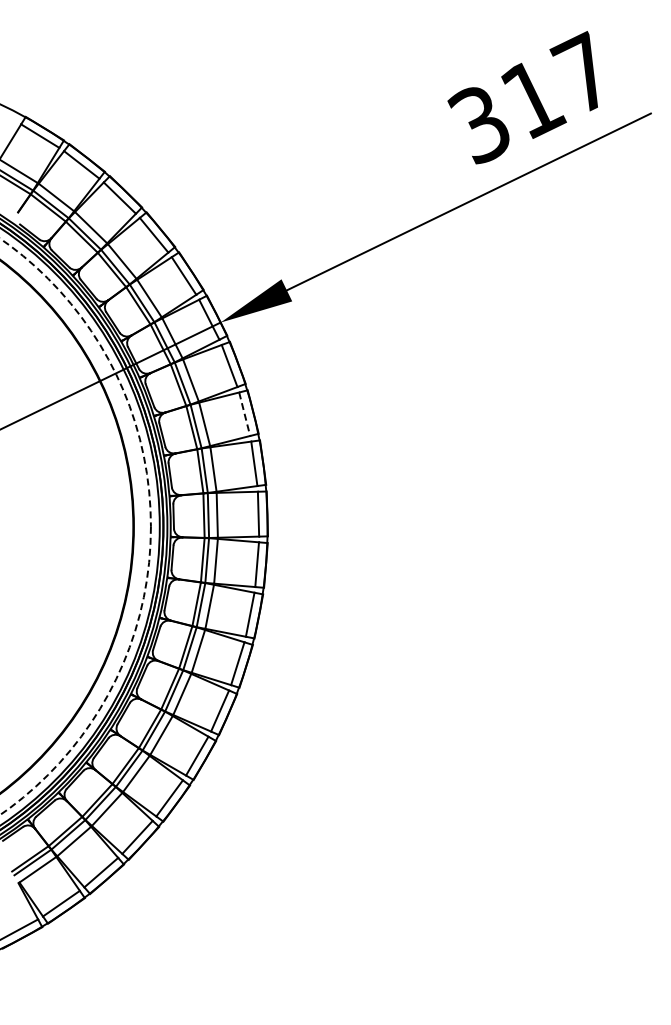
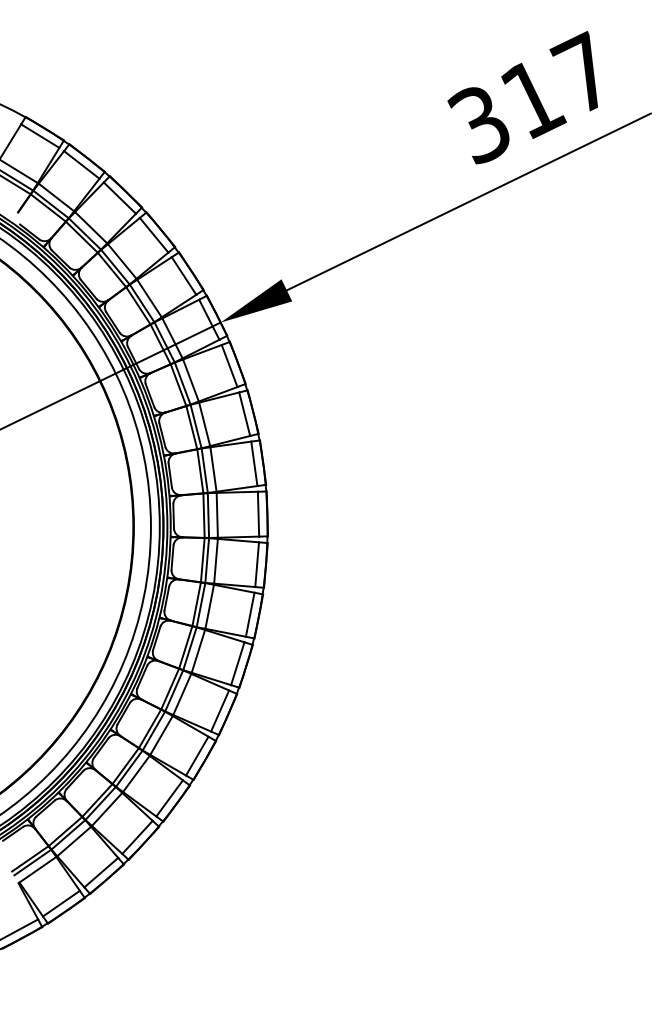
line: dashed -> solid (244, 414)
circle: dashed -> solid (75, 526)
